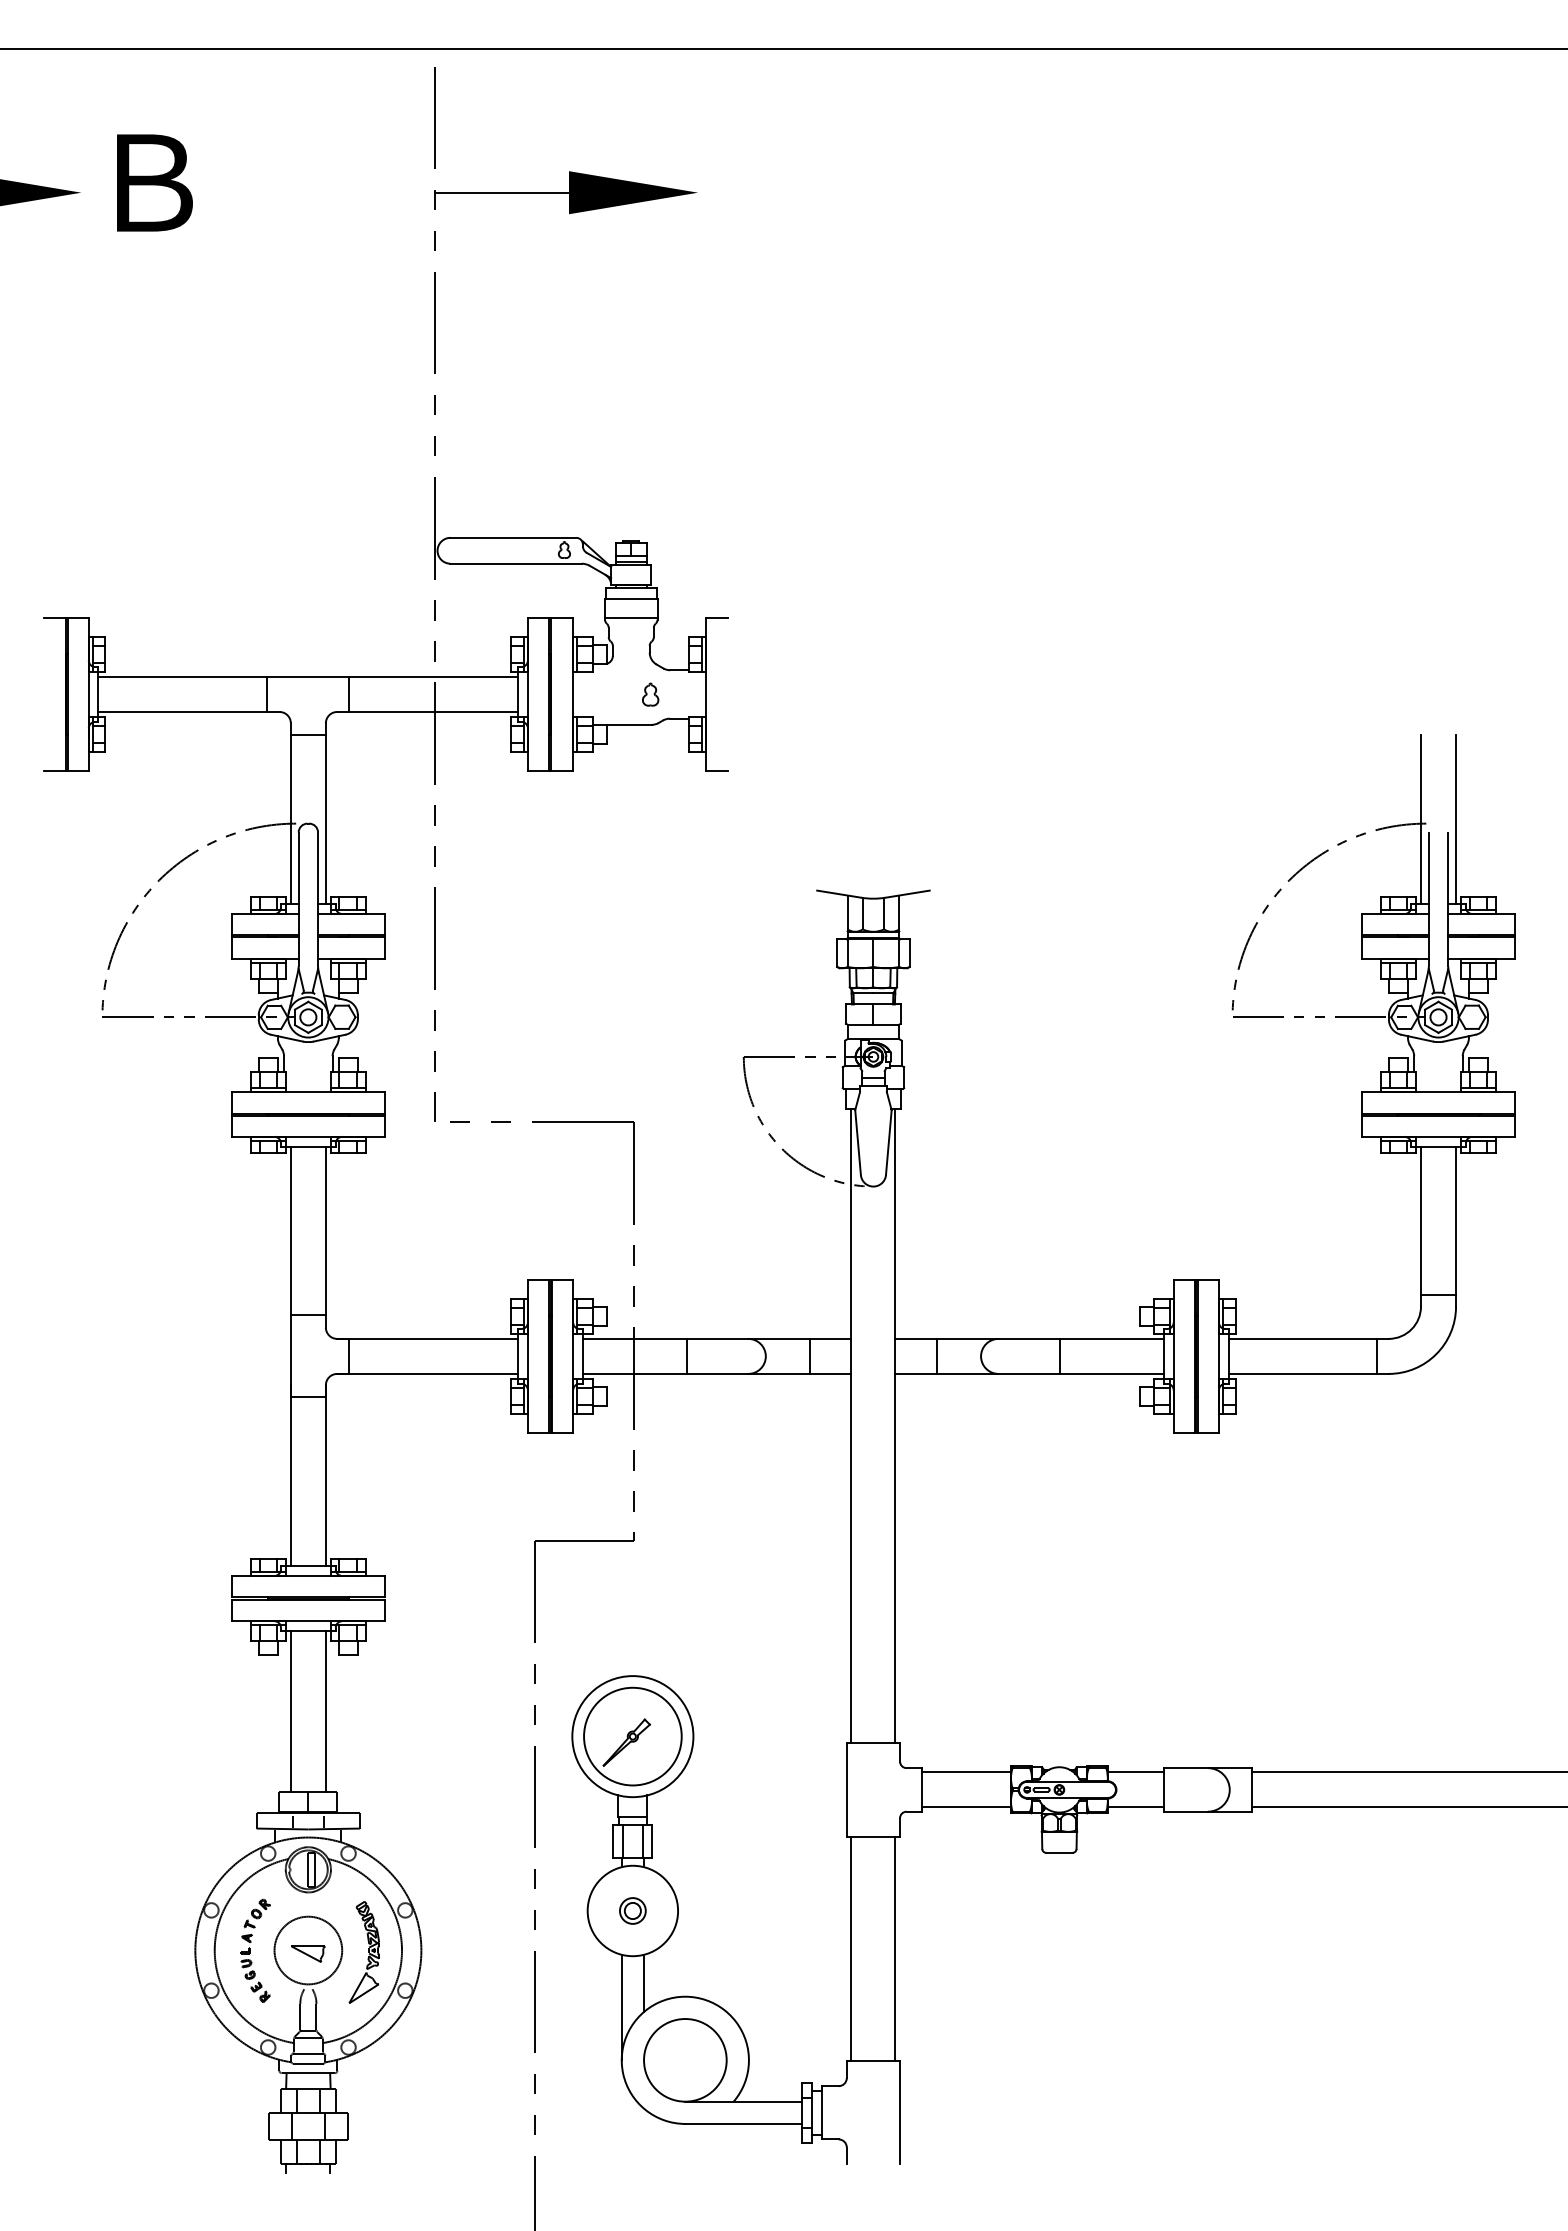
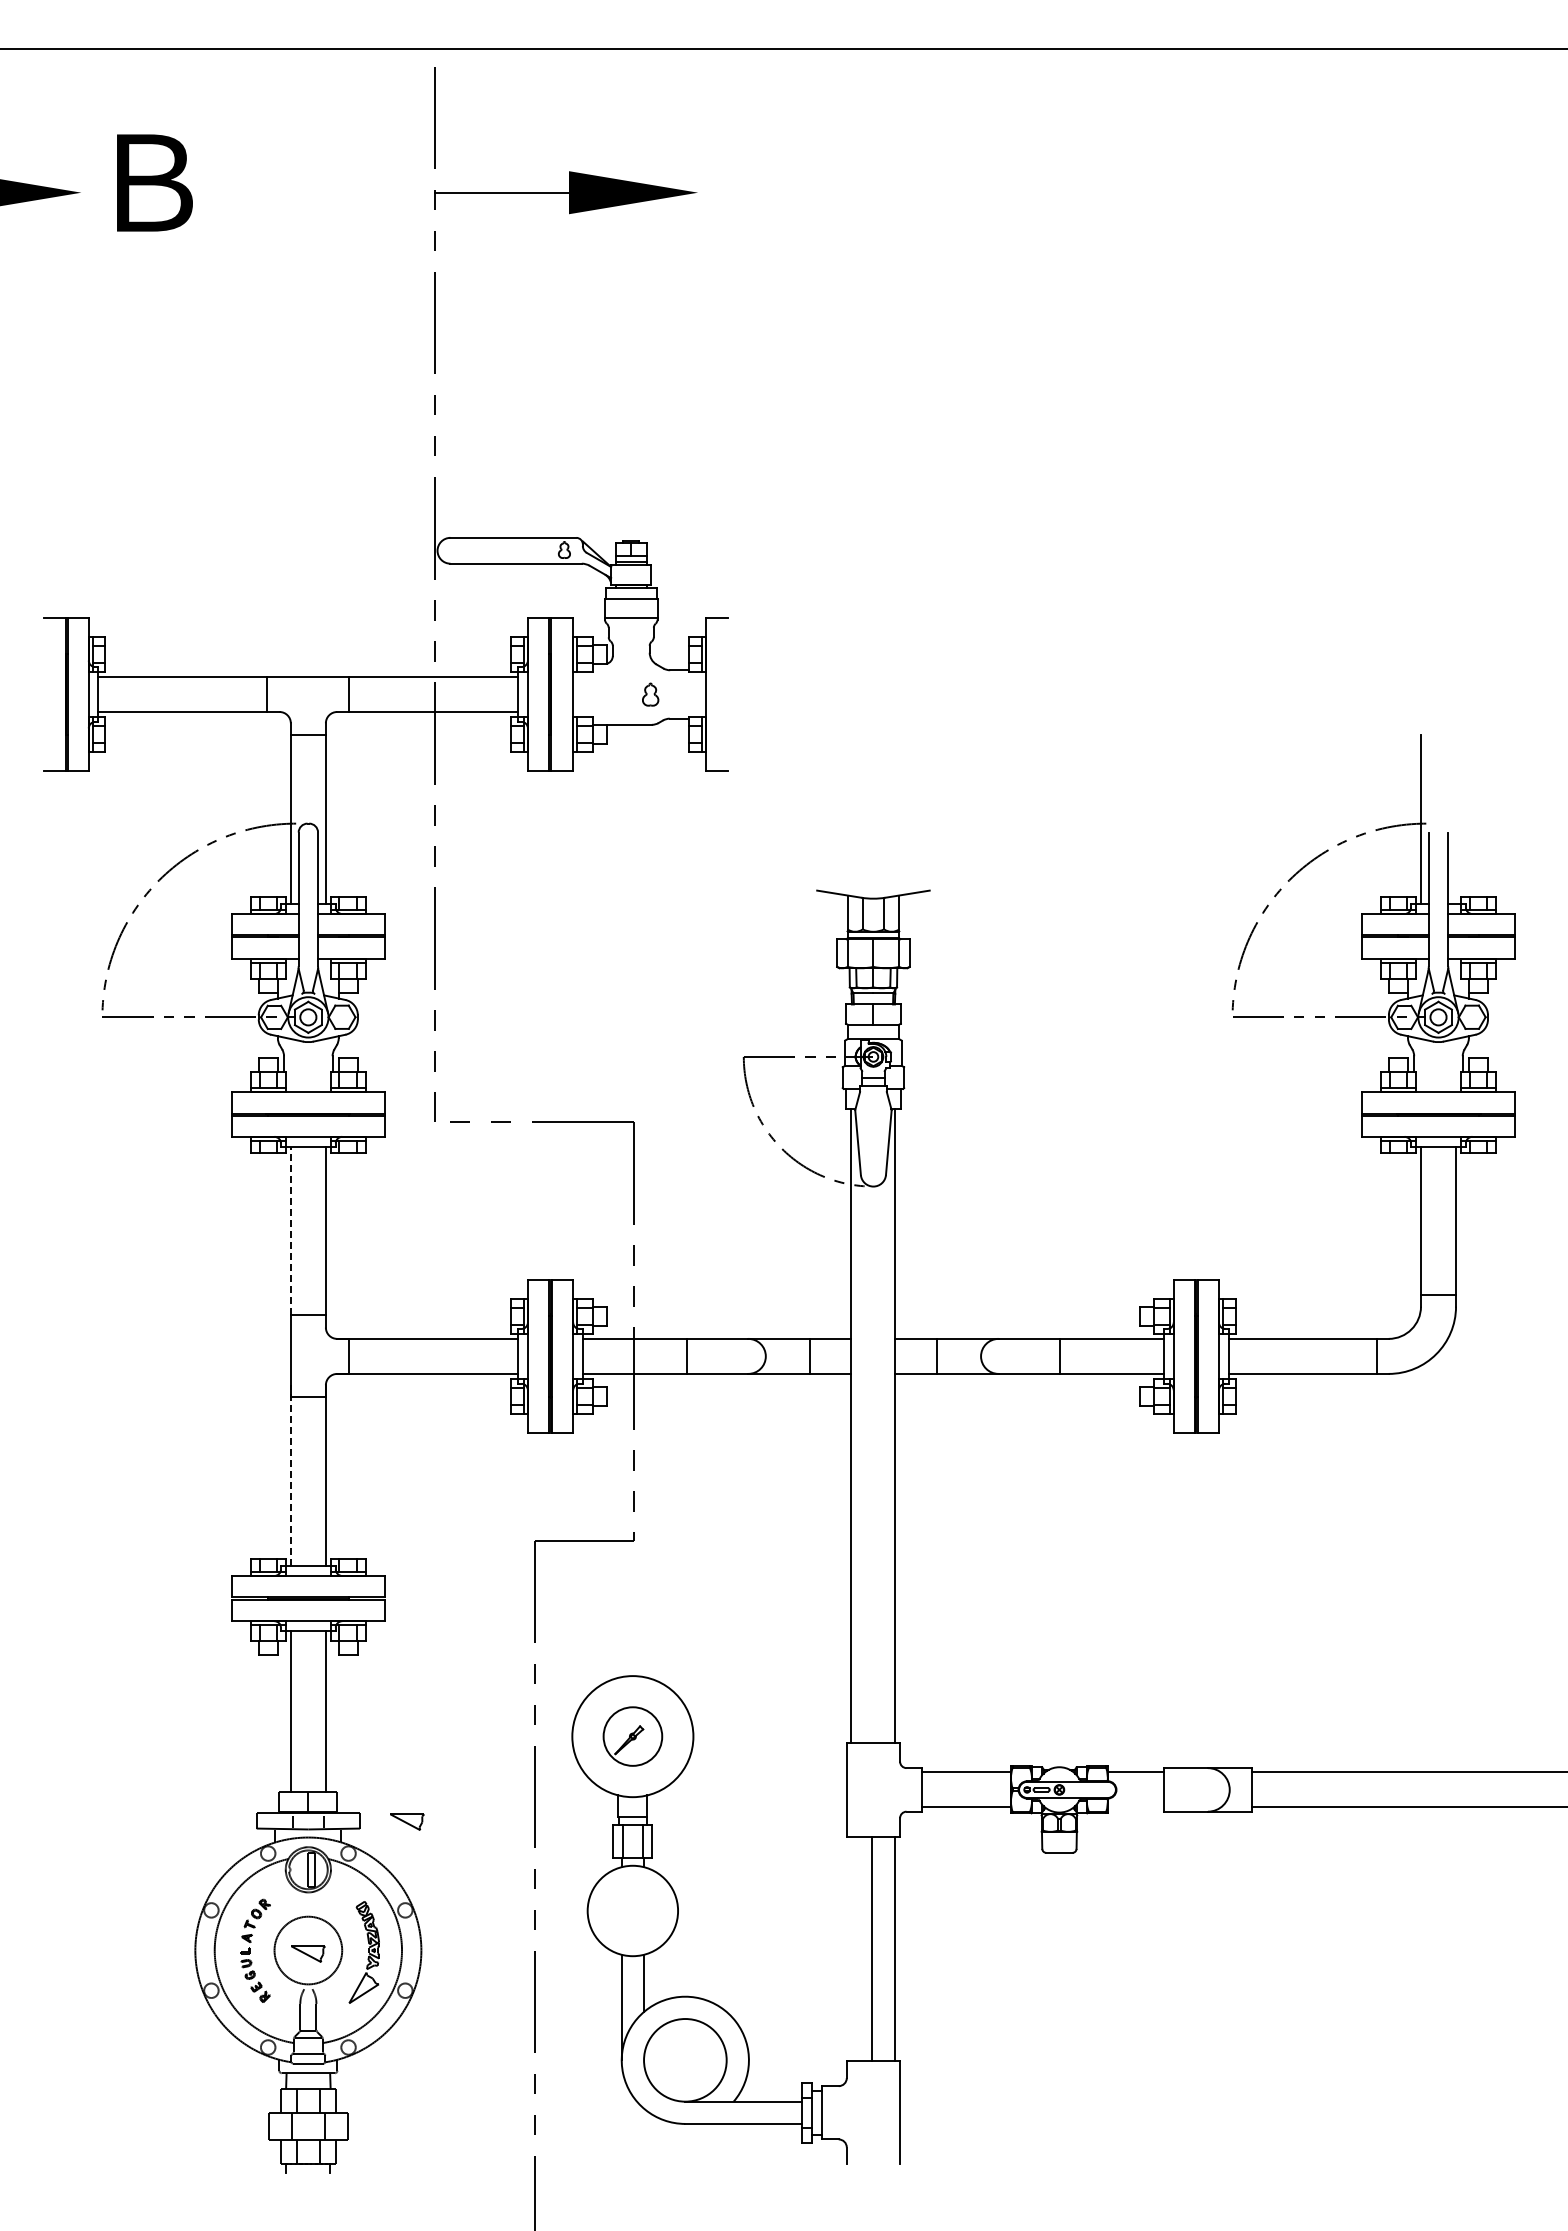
line: present -> none (1456, 819)
line: solid -> dashed (290, 1230)
line: solid -> dashed (290, 1475)
part size: 100x101 px -> 62x61 px (632, 1736)
line: present -> none (1135, 1807)
part: none -> present (407, 1821)
part: present -> none (632, 1910)
line position: (851, 1948) -> (872, 1948) (872, 1948)
